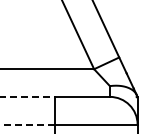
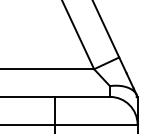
line: dashed -> solid (27, 96)
line: dashed -> solid (27, 124)
